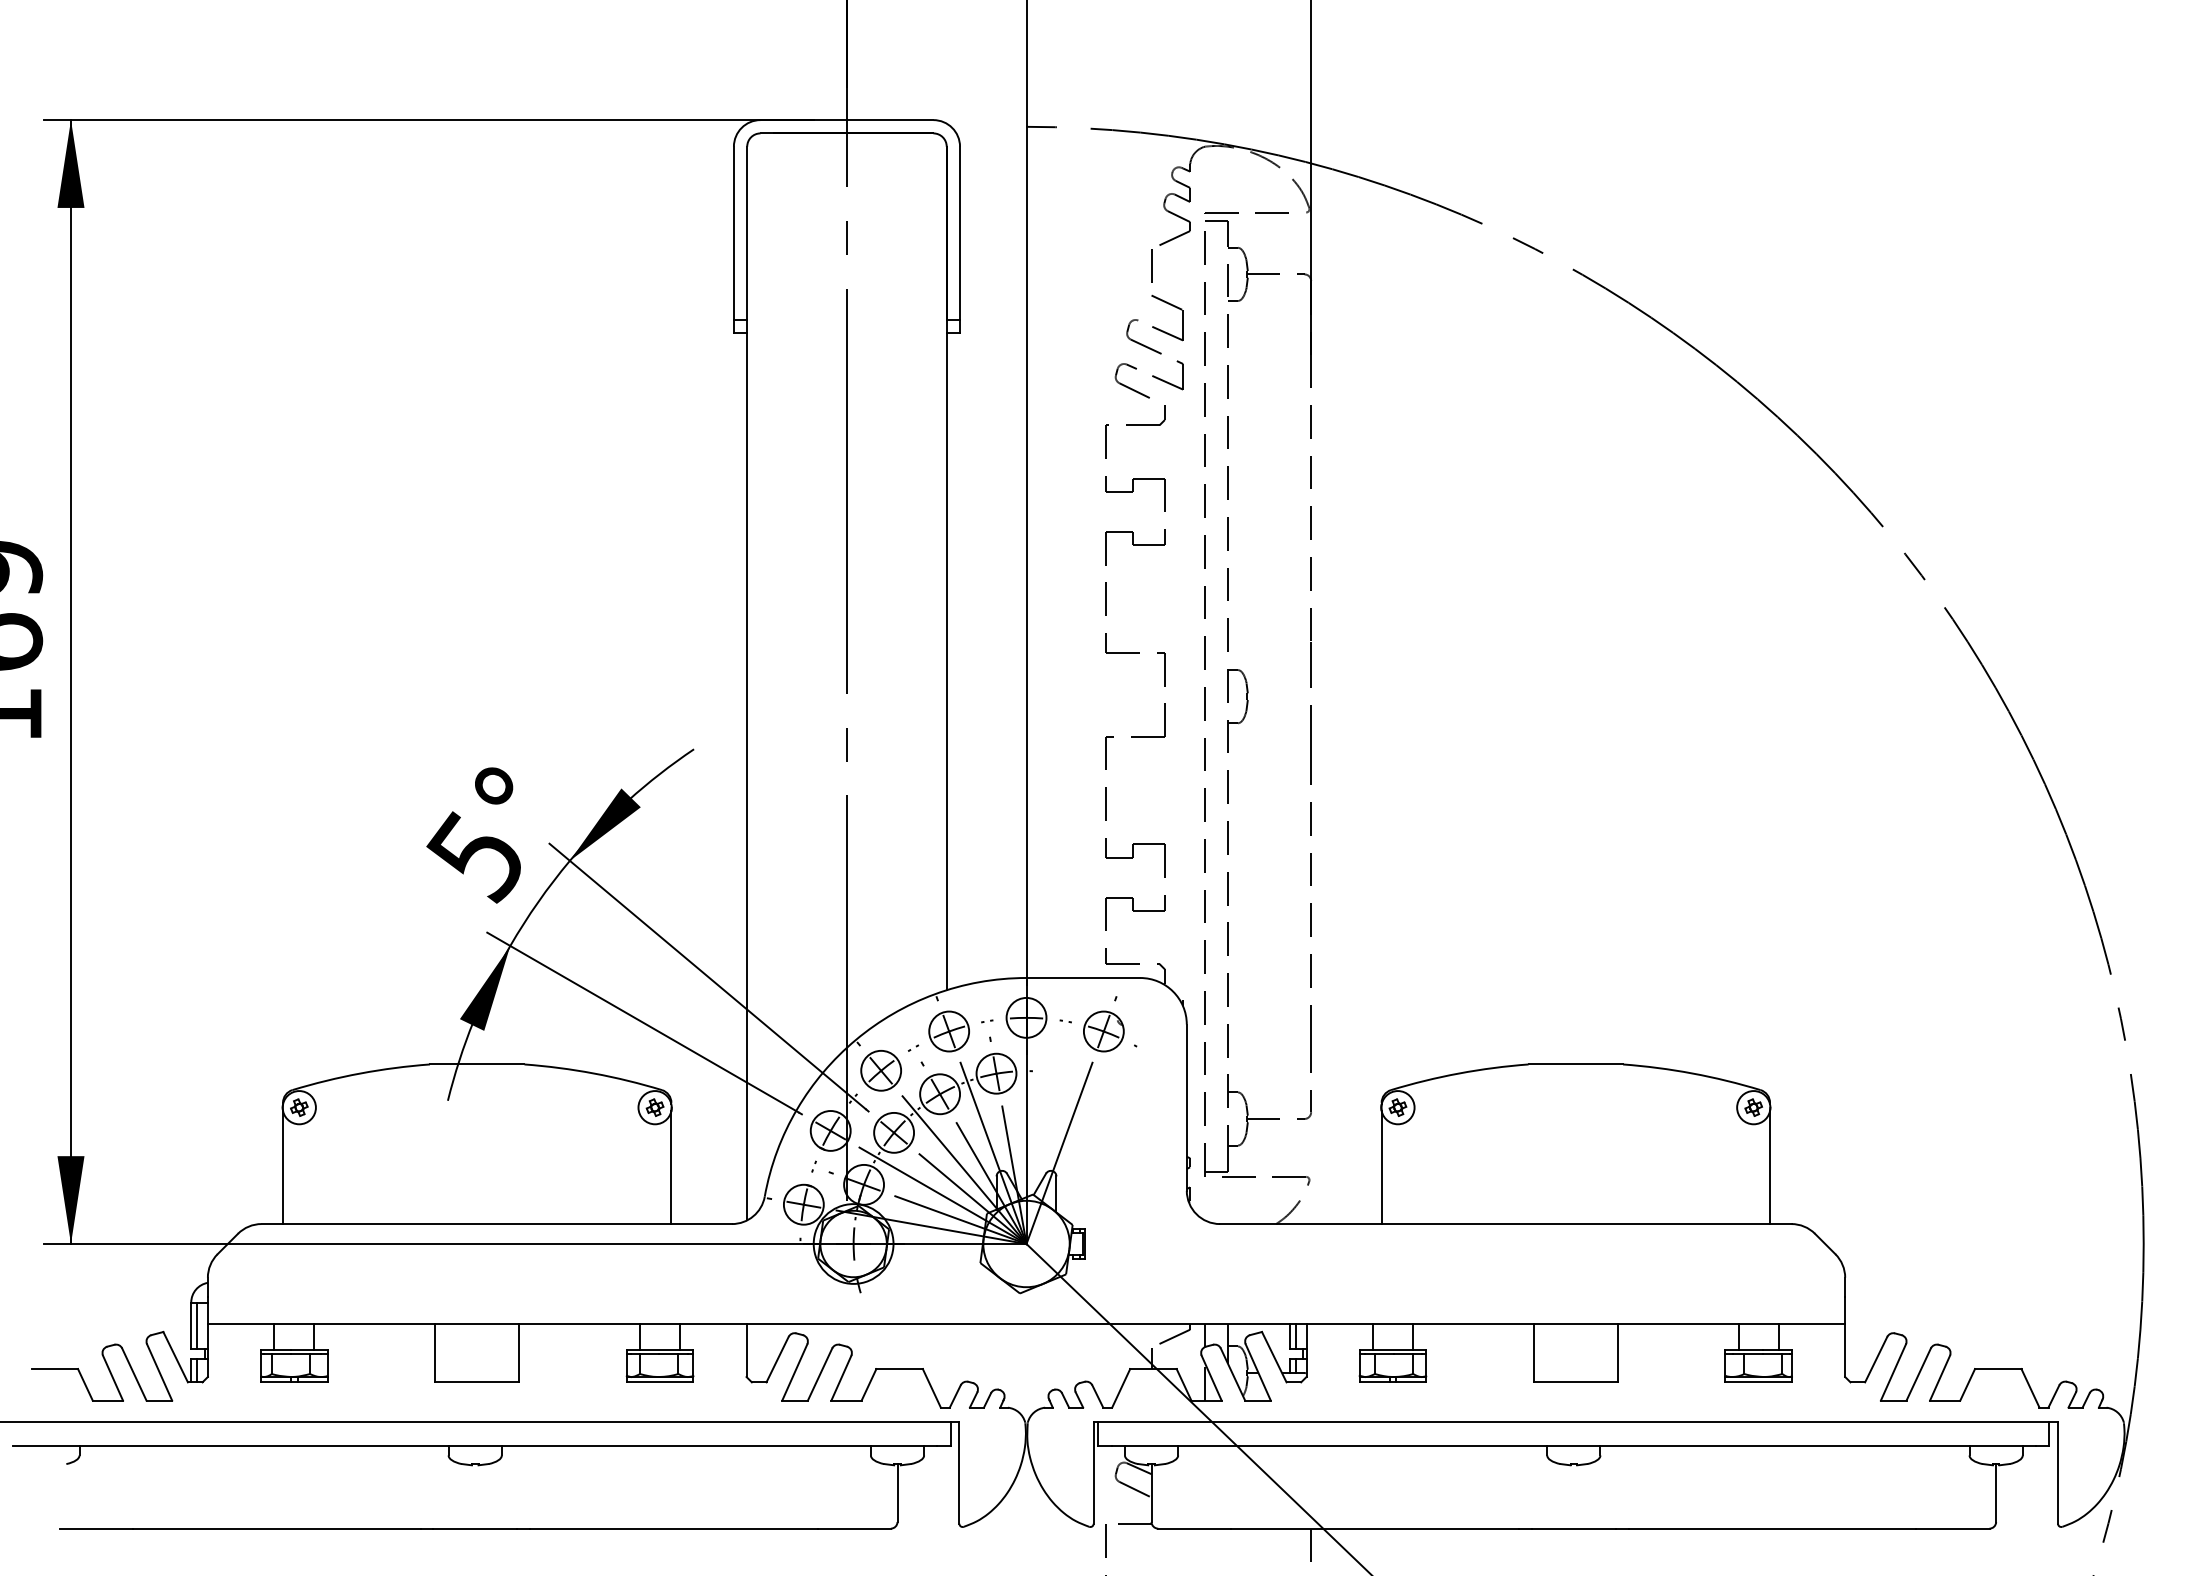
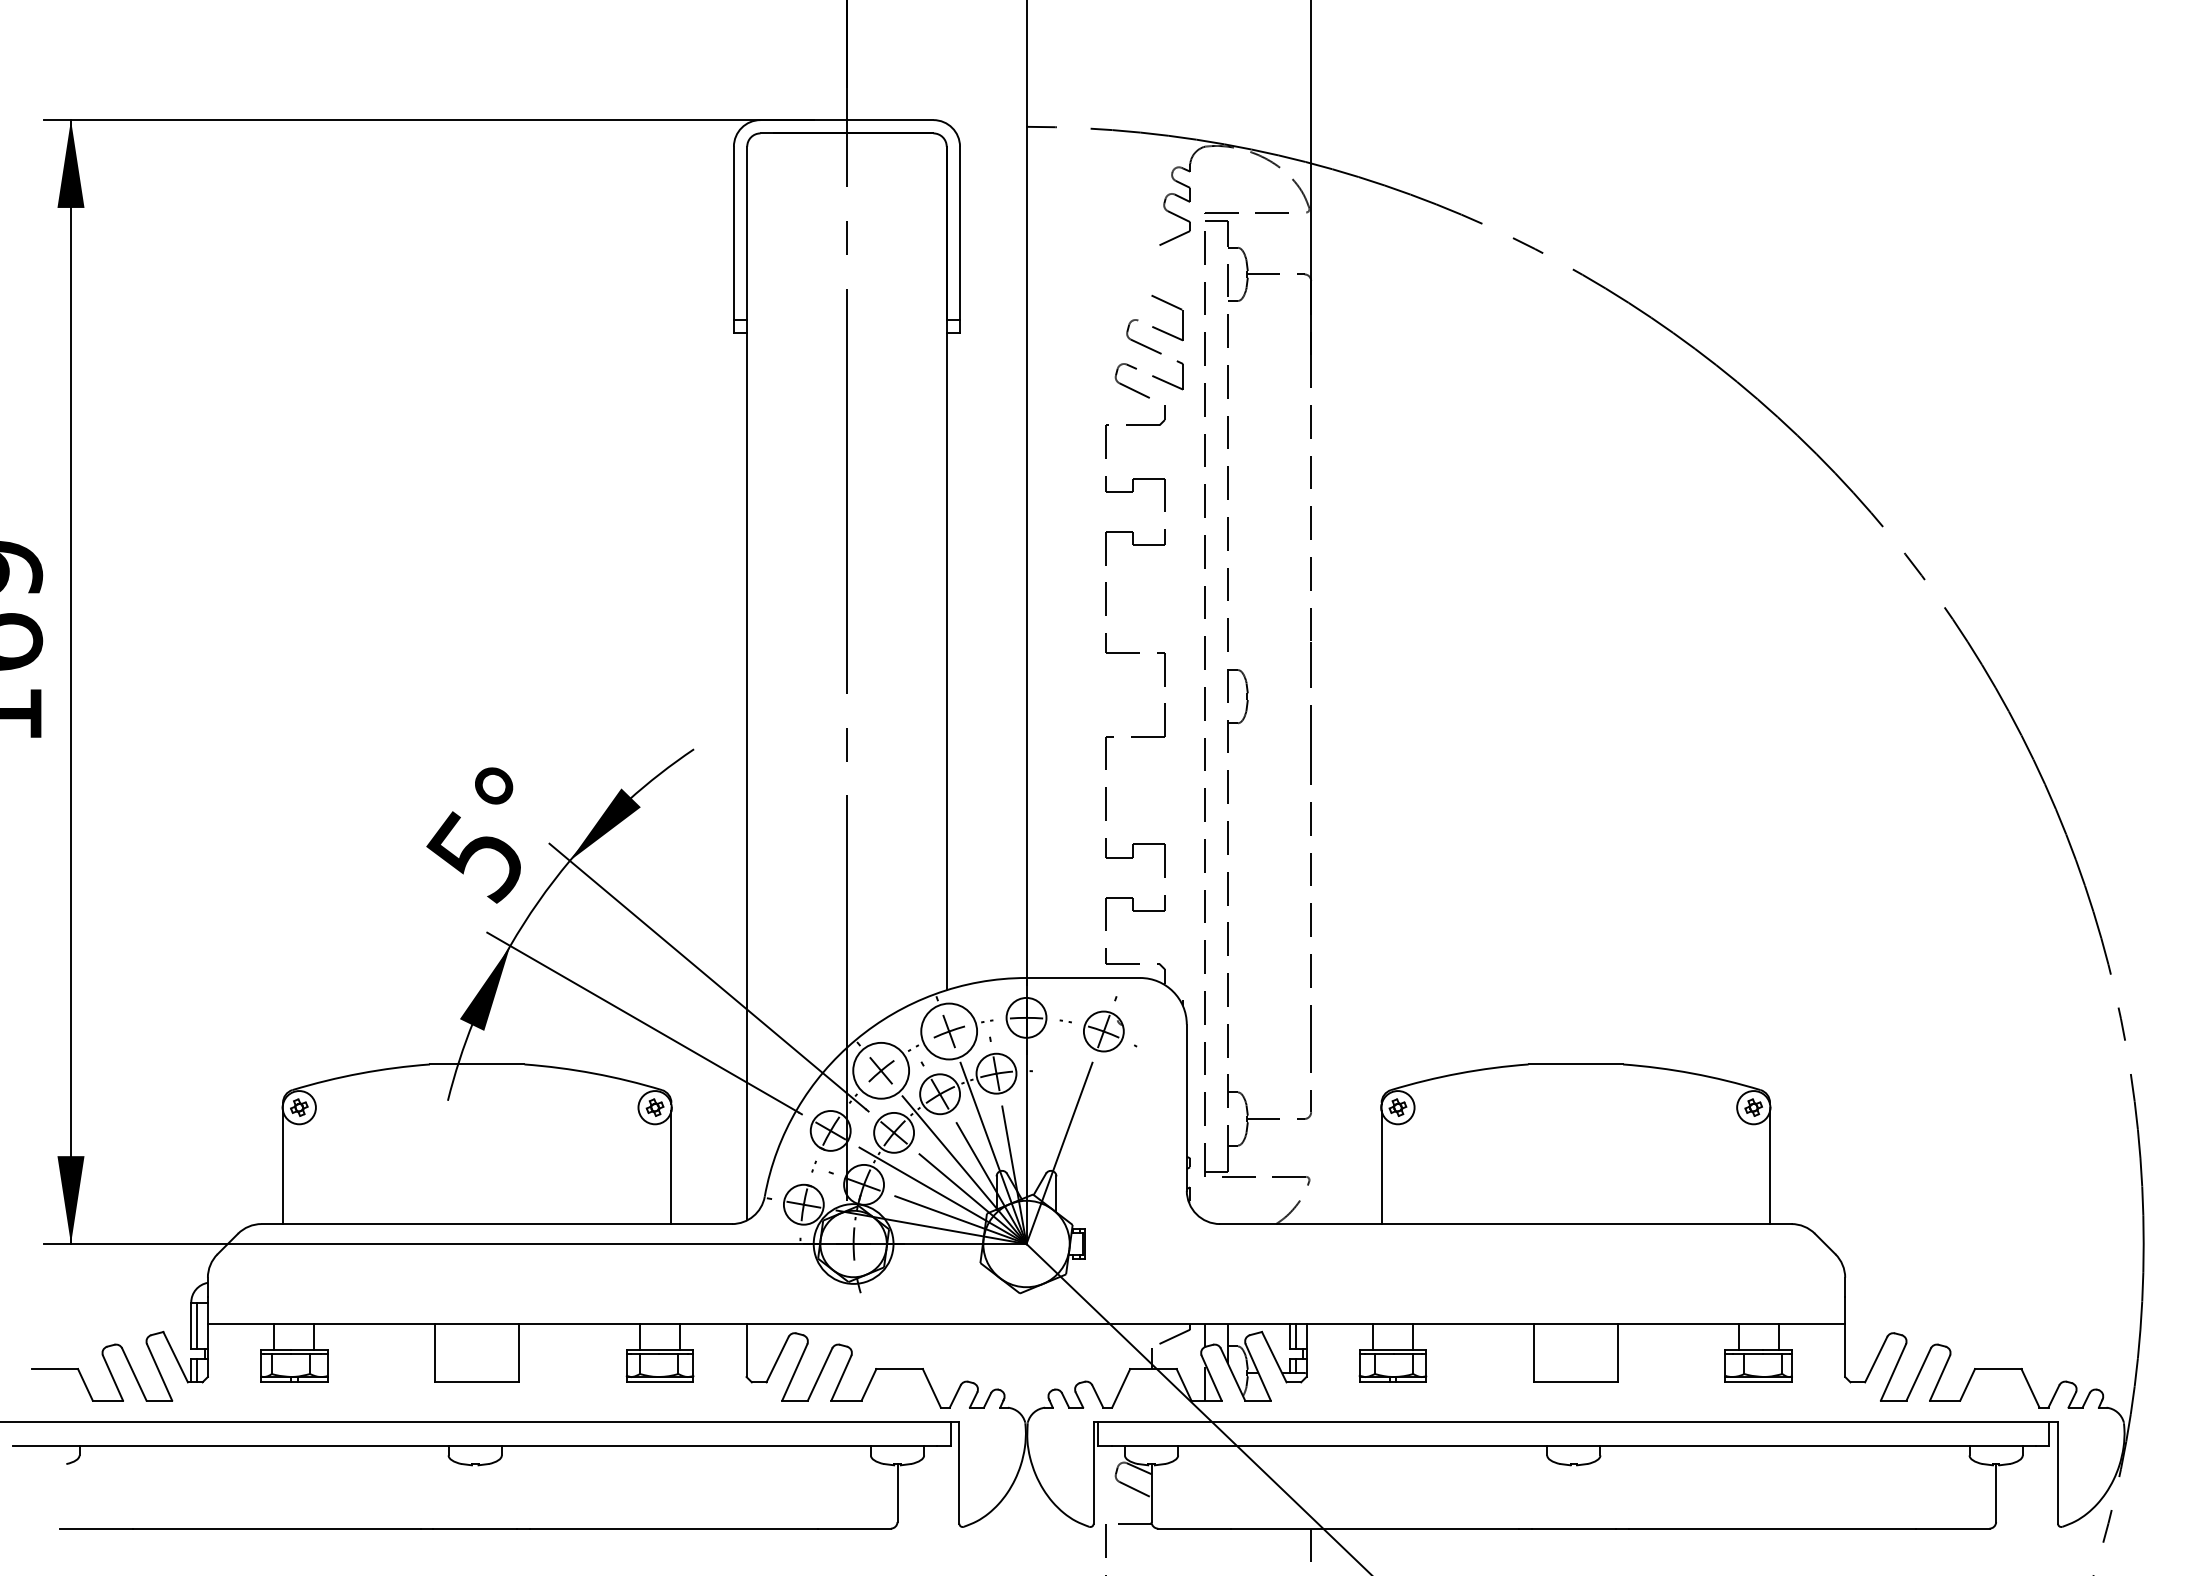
line: present -> none (1151, 265)
circle diameter: 40 px -> 56 px (949, 1031)
circle diameter: 40 px -> 56 px (881, 1070)
